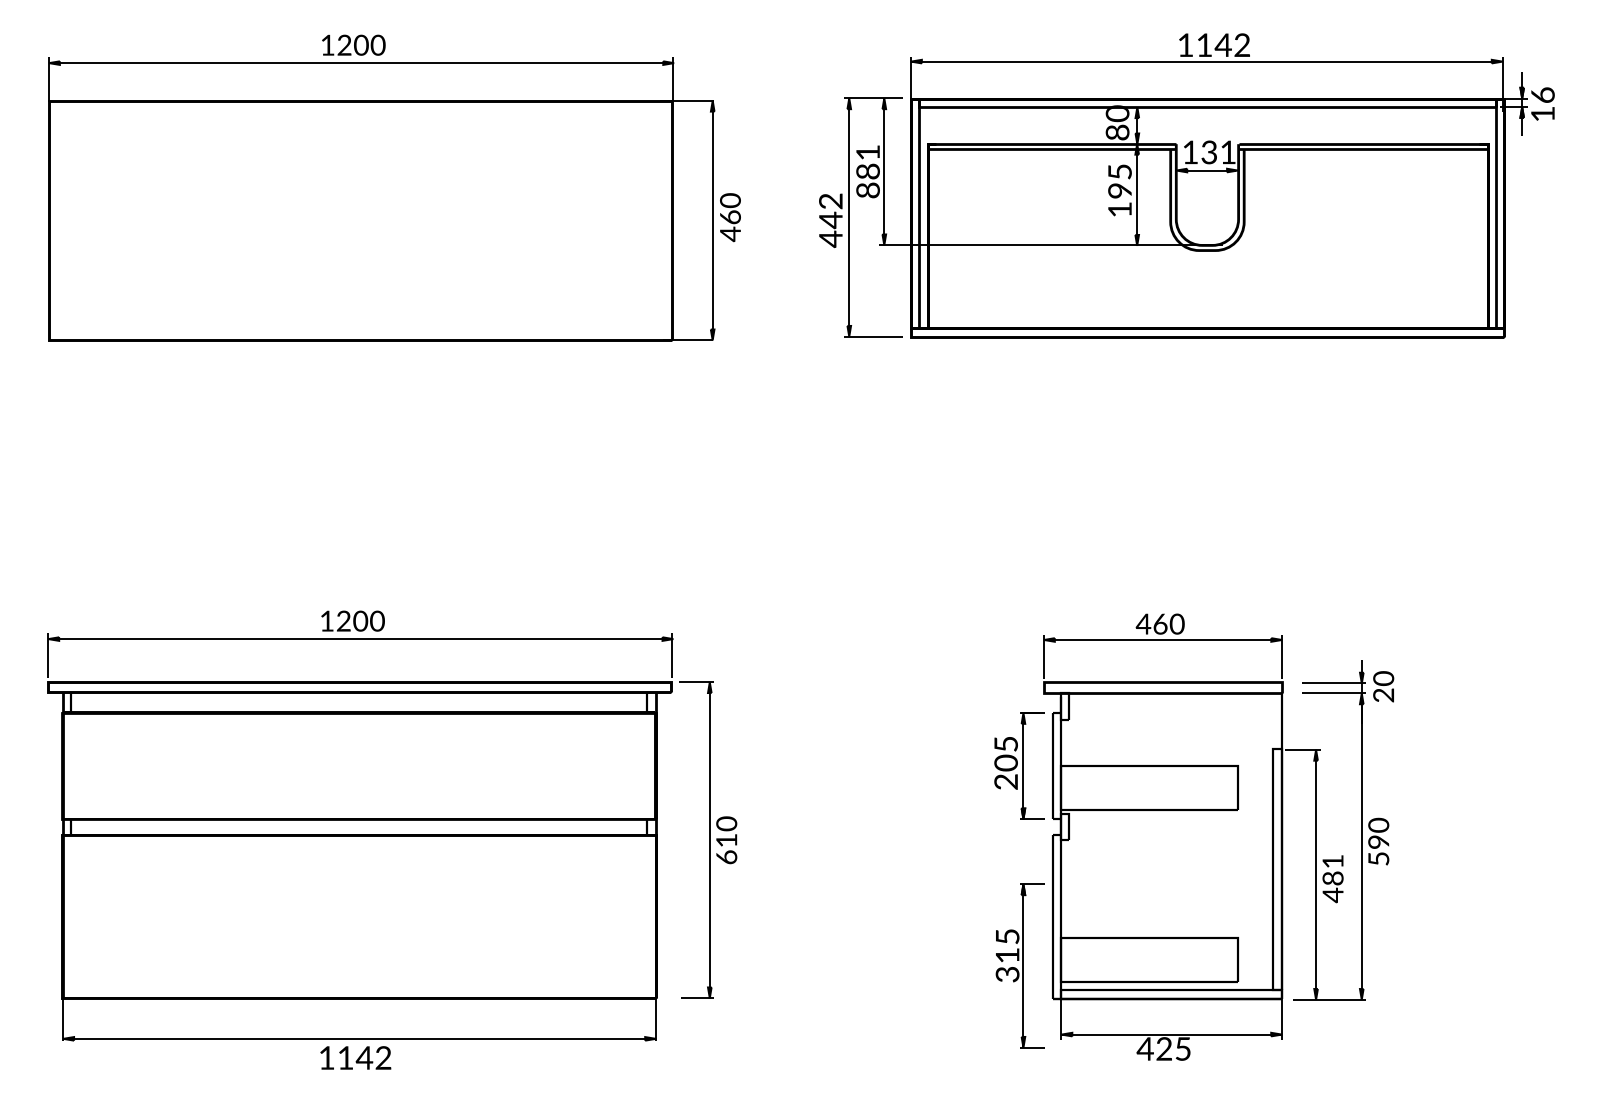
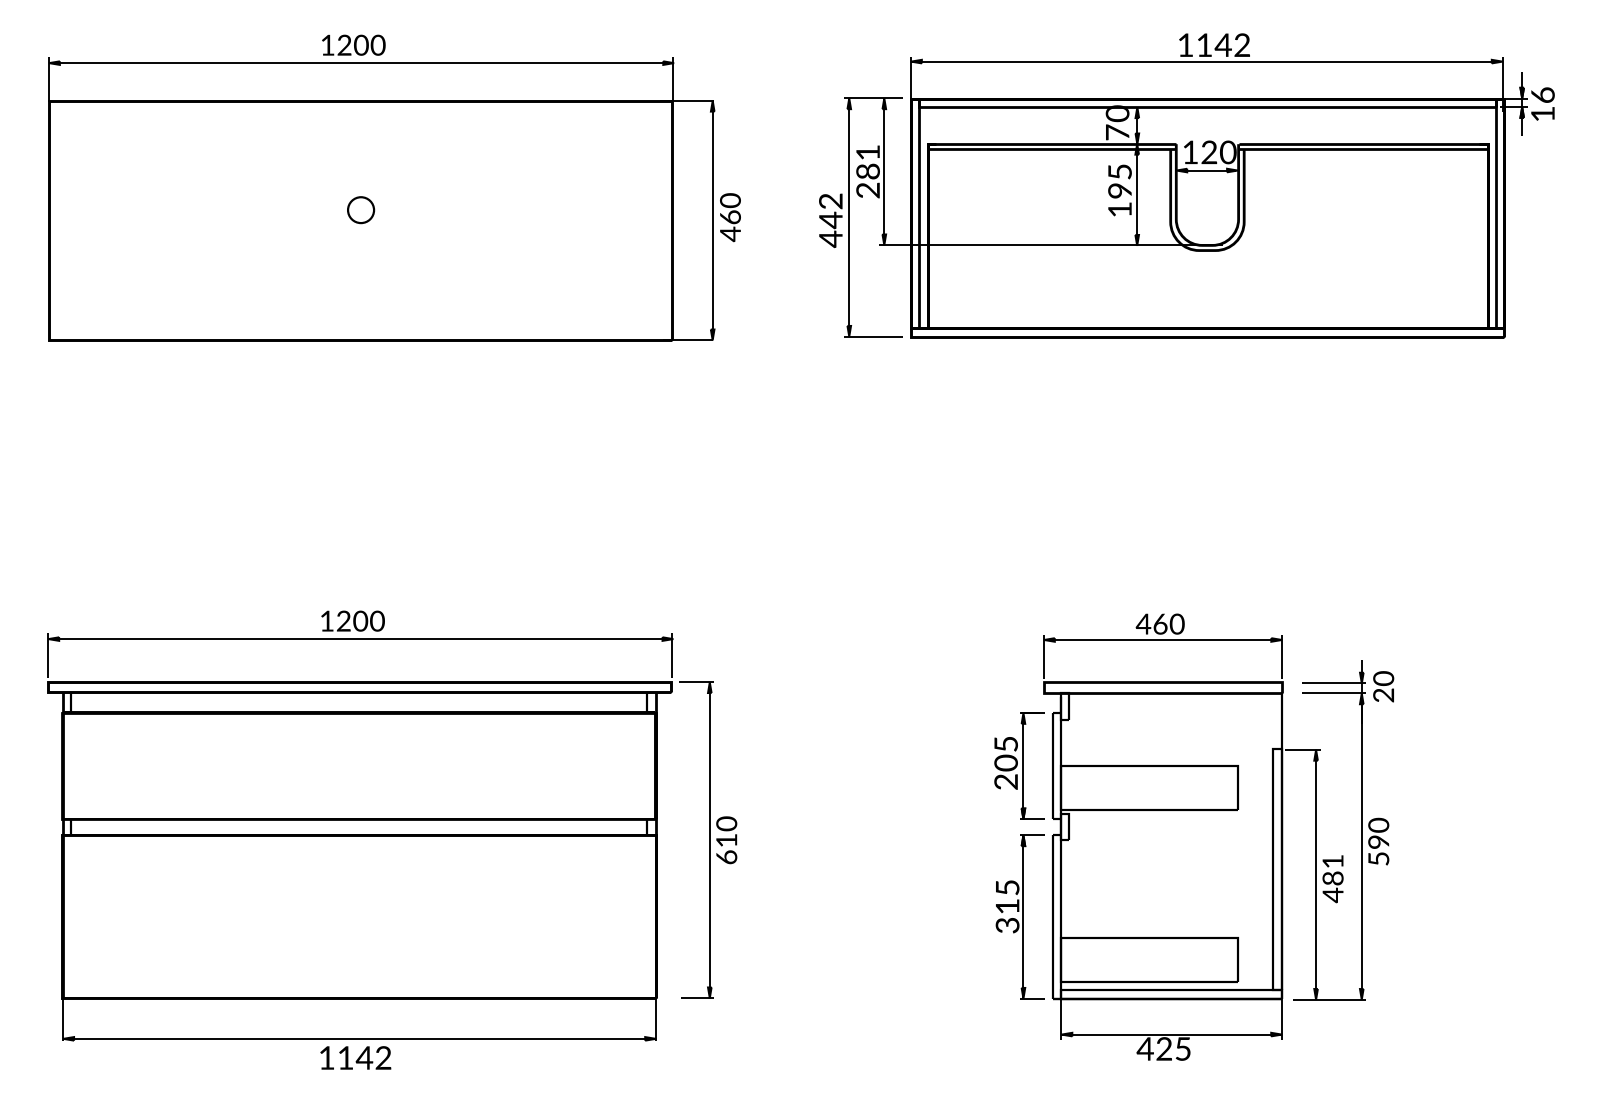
text: 80 -> 70 (1117, 132)
text: 131 -> 120 (1218, 152)
text: 881 -> 281 (868, 190)
part: none -> present (361, 210)
part position: (1019, 965) -> (1019, 916) (1019, 916)
